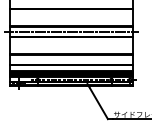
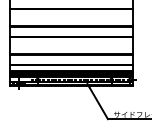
line: present -> none (71, 31)
